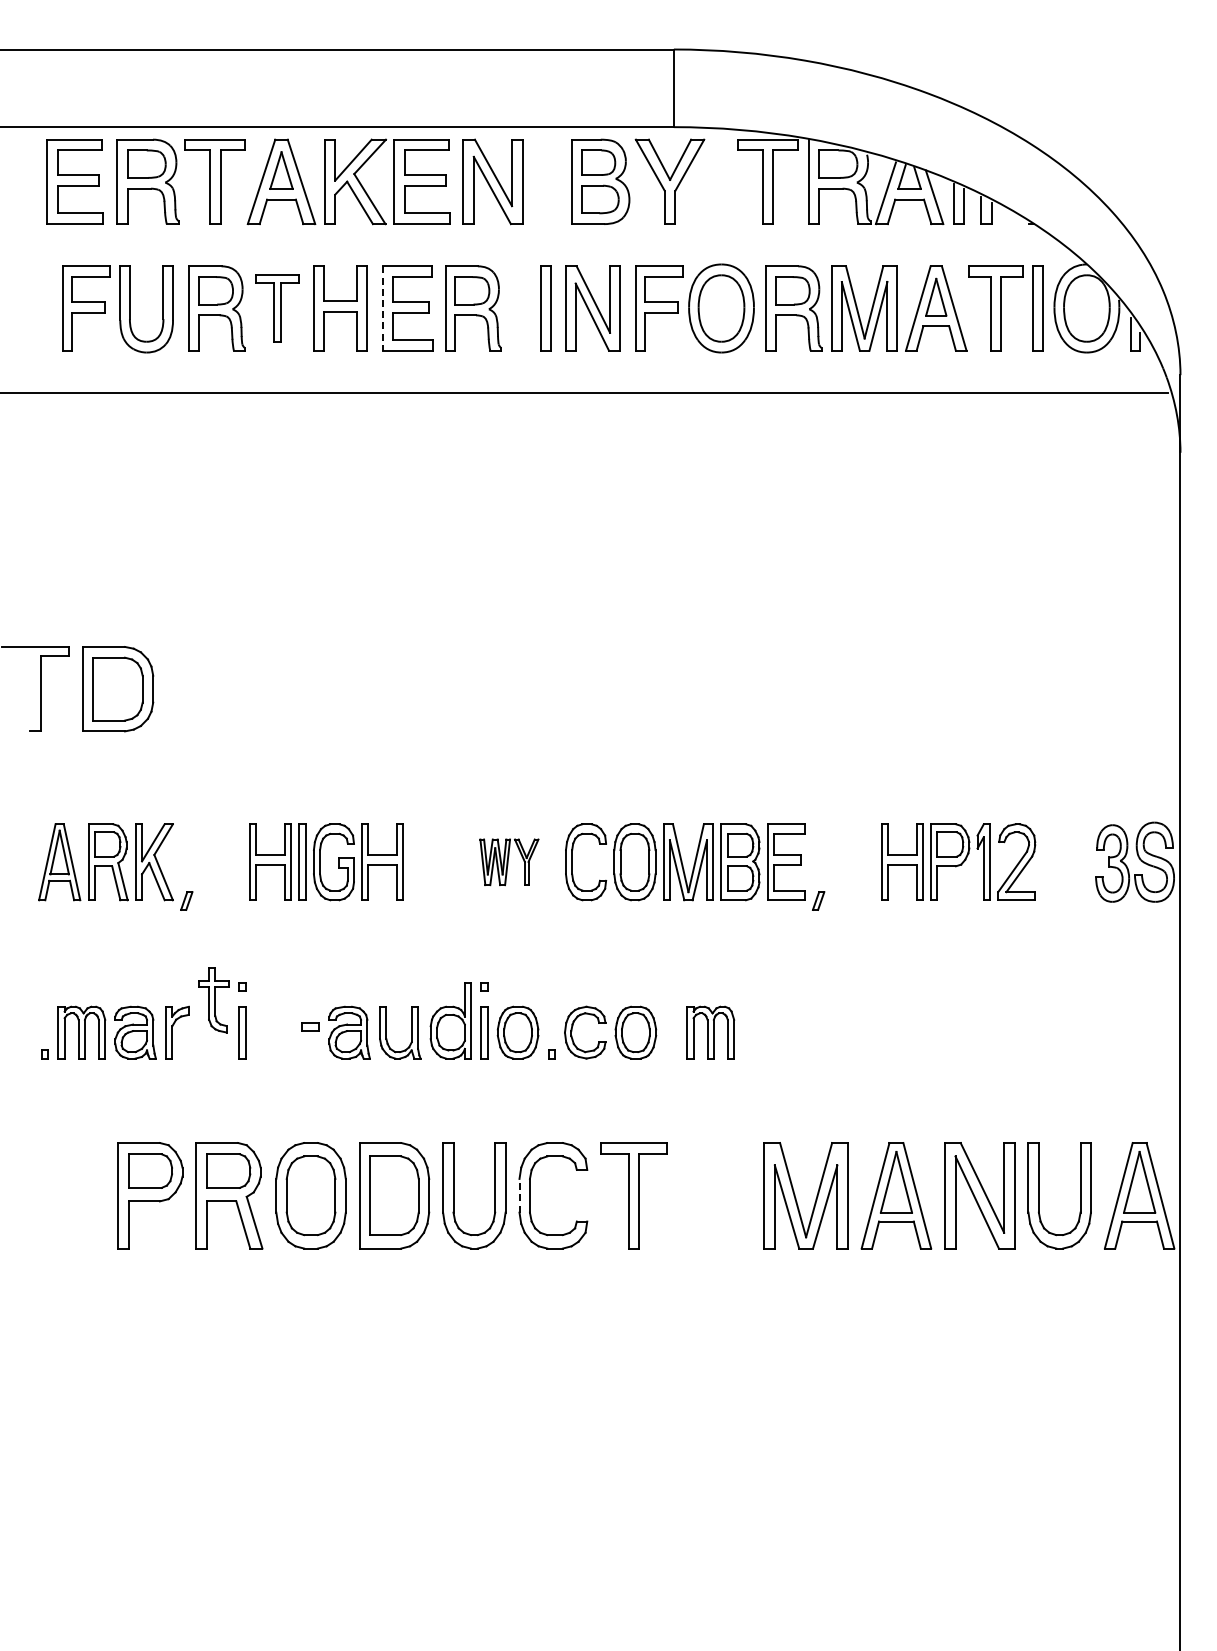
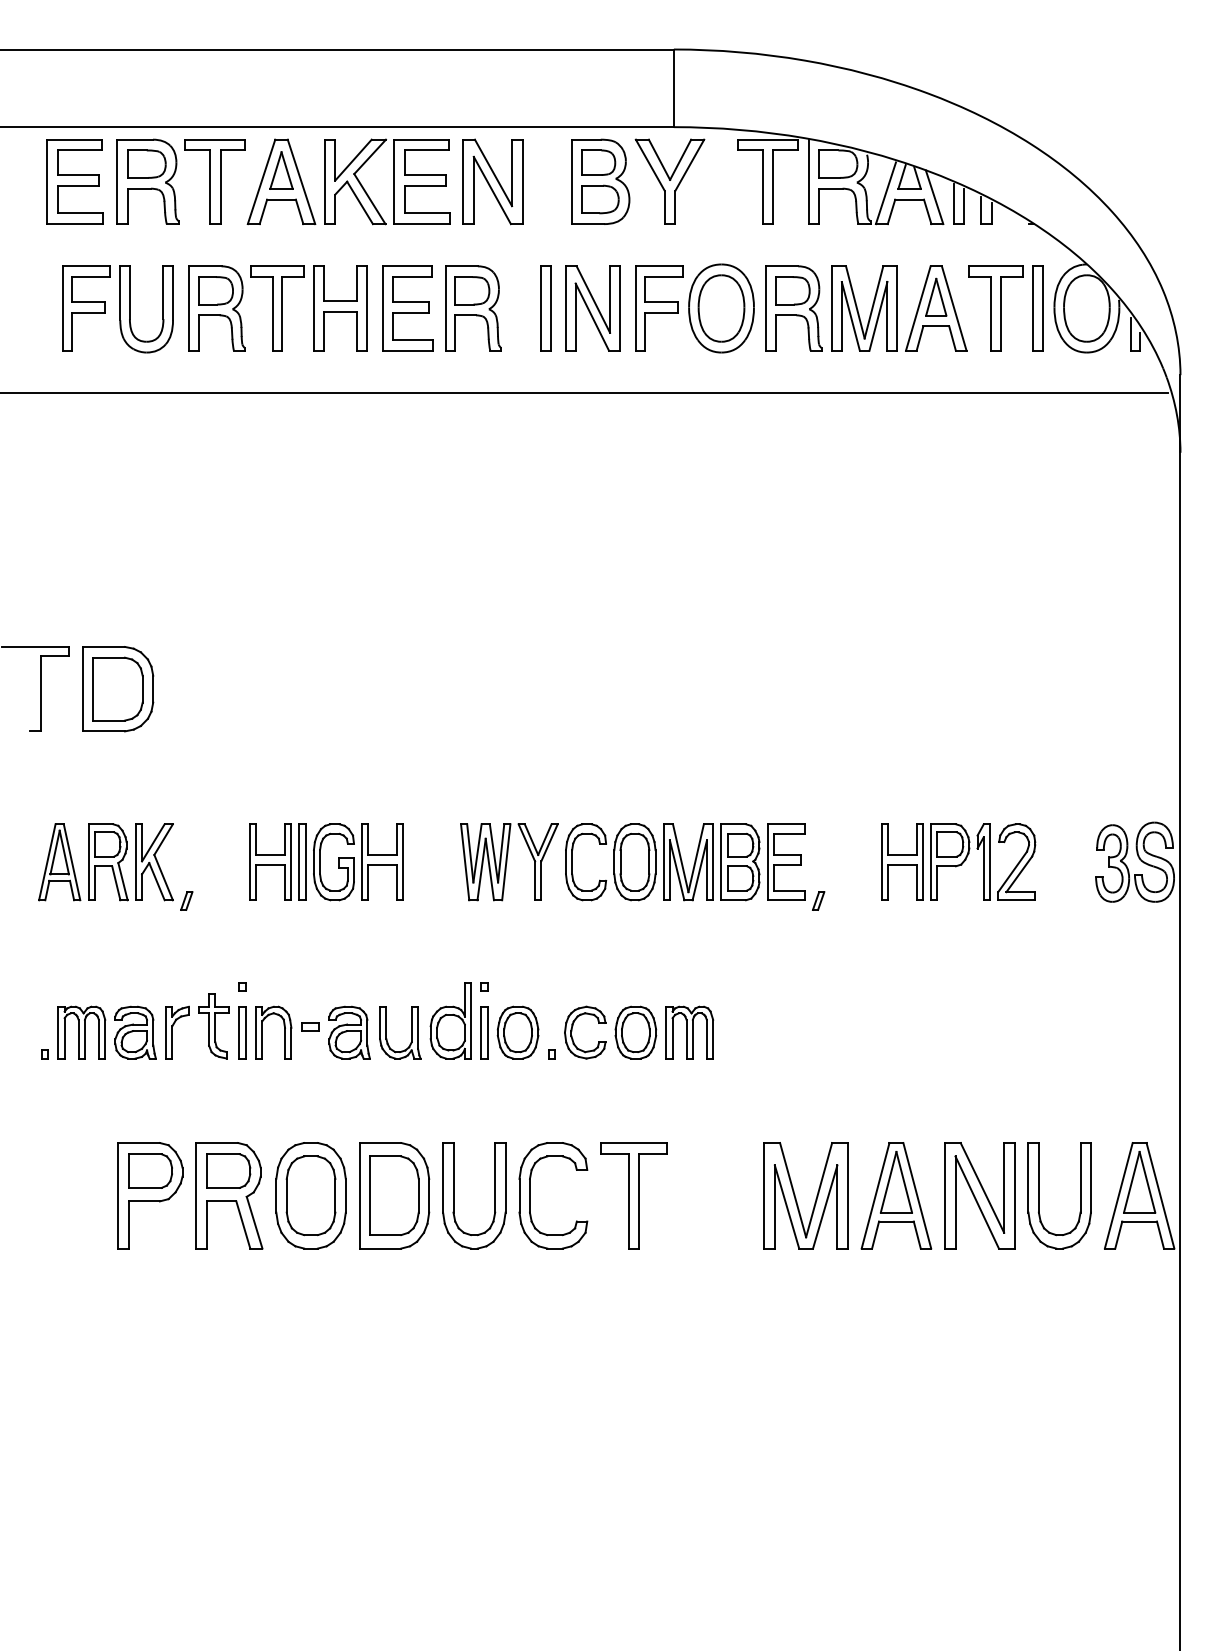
part size: 45x69 px -> 55x87 px (277, 308)
line: dashed -> solid (383, 309)
part size: 61x49 px -> 99x79 px (509, 862)
part position: (213, 1000) -> (213, 1026) (213, 1026)
part: none -> present (262, 1032)
part position: (710, 1032) -> (689, 1032) (689, 1032)
line: dashed -> solid (519, 1195)
